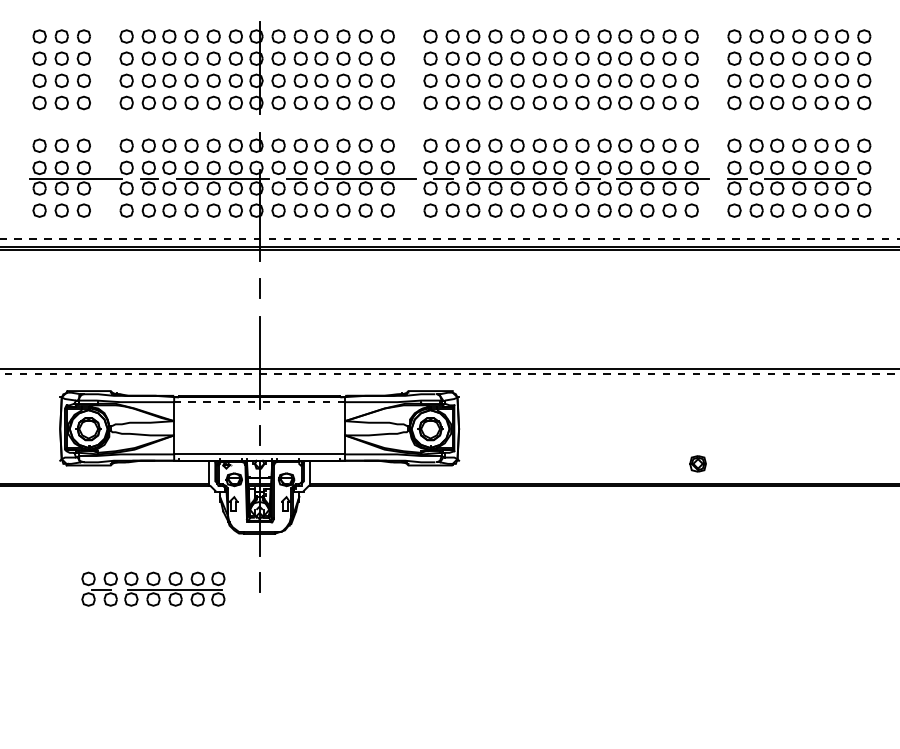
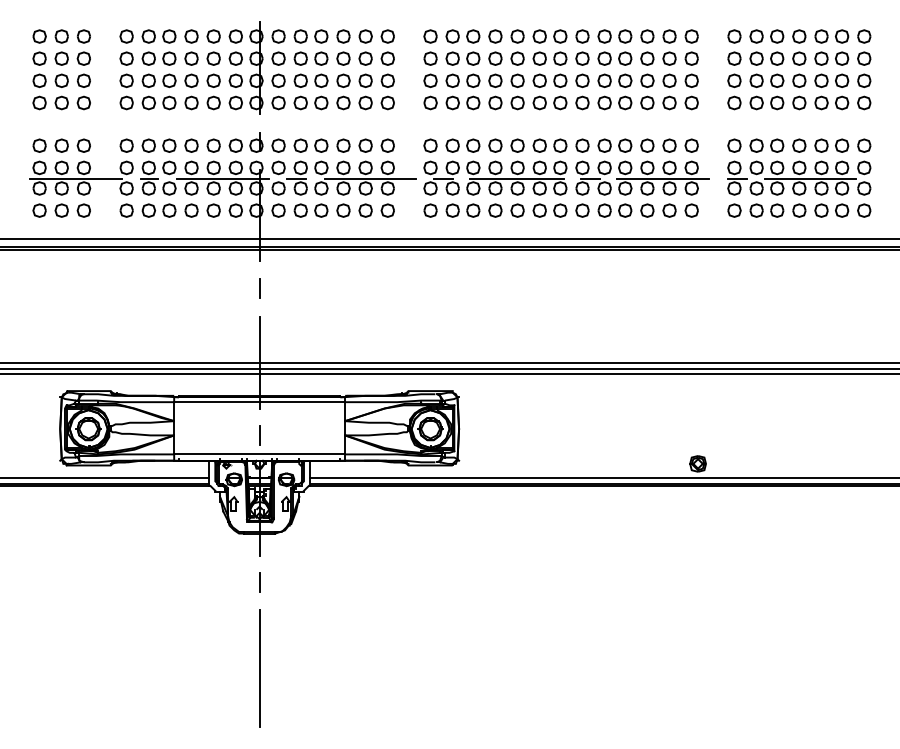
line: dashed -> solid (450, 239)
line: none -> present (449, 362)
line: dashed -> solid (449, 373)
line: dashed -> solid (259, 402)
line: none -> present (105, 478)
line: none -> present (603, 478)
part: present -> none (153, 588)
line: none -> present (259, 667)
